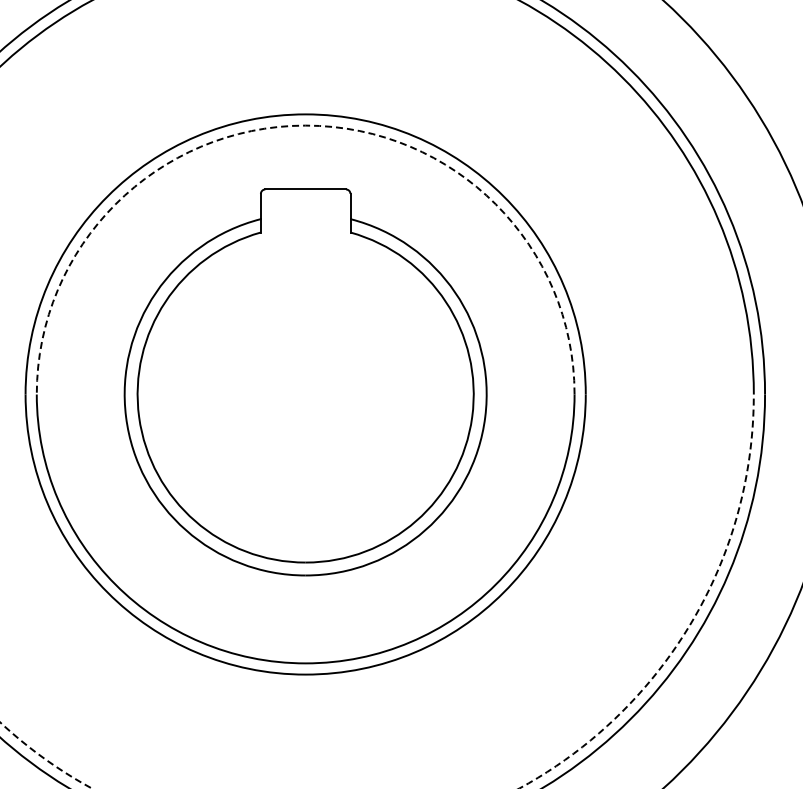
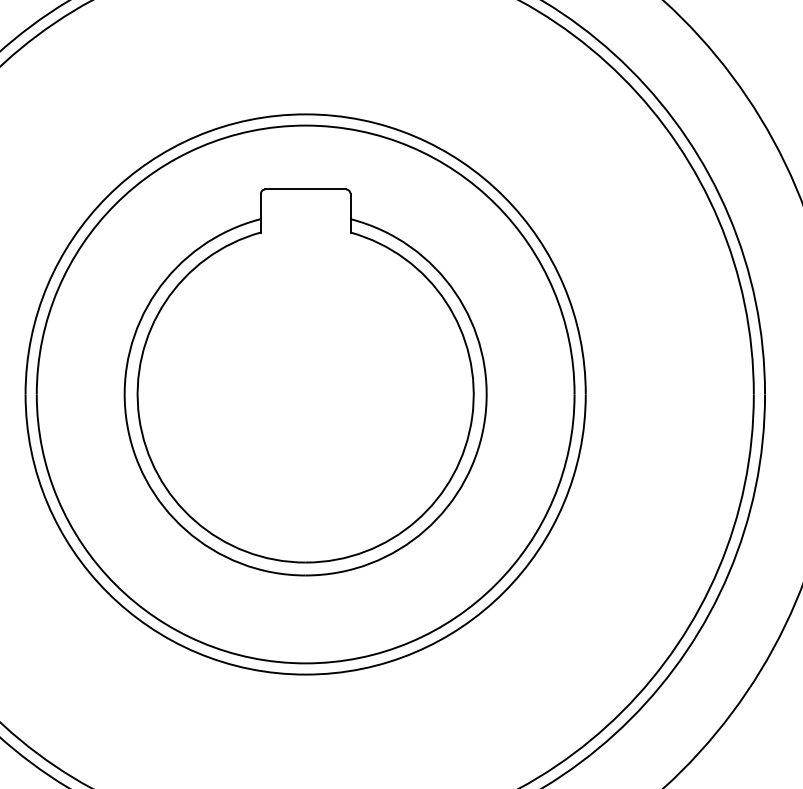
arc: dashed -> solid (305, 125)
arc: dashed -> solid (657, 671)
